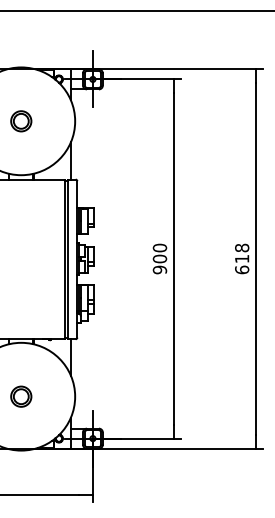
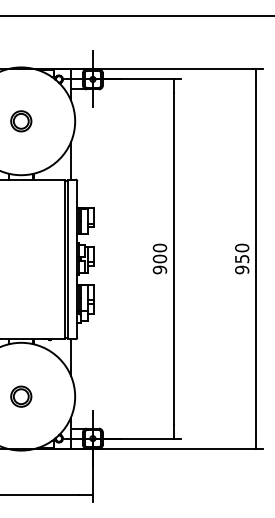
line position: (136, 10) -> (136, 15) (136, 15)
text: 618 -> 950 (242, 258)
